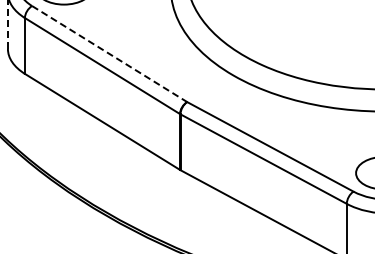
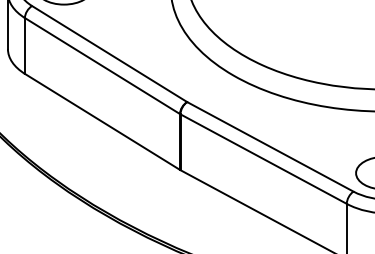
line: dashed -> solid (7, 24)
line: dashed -> solid (110, 54)
